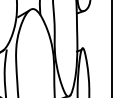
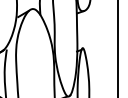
line position: (112, 48) -> (118, 48) (118, 48)
